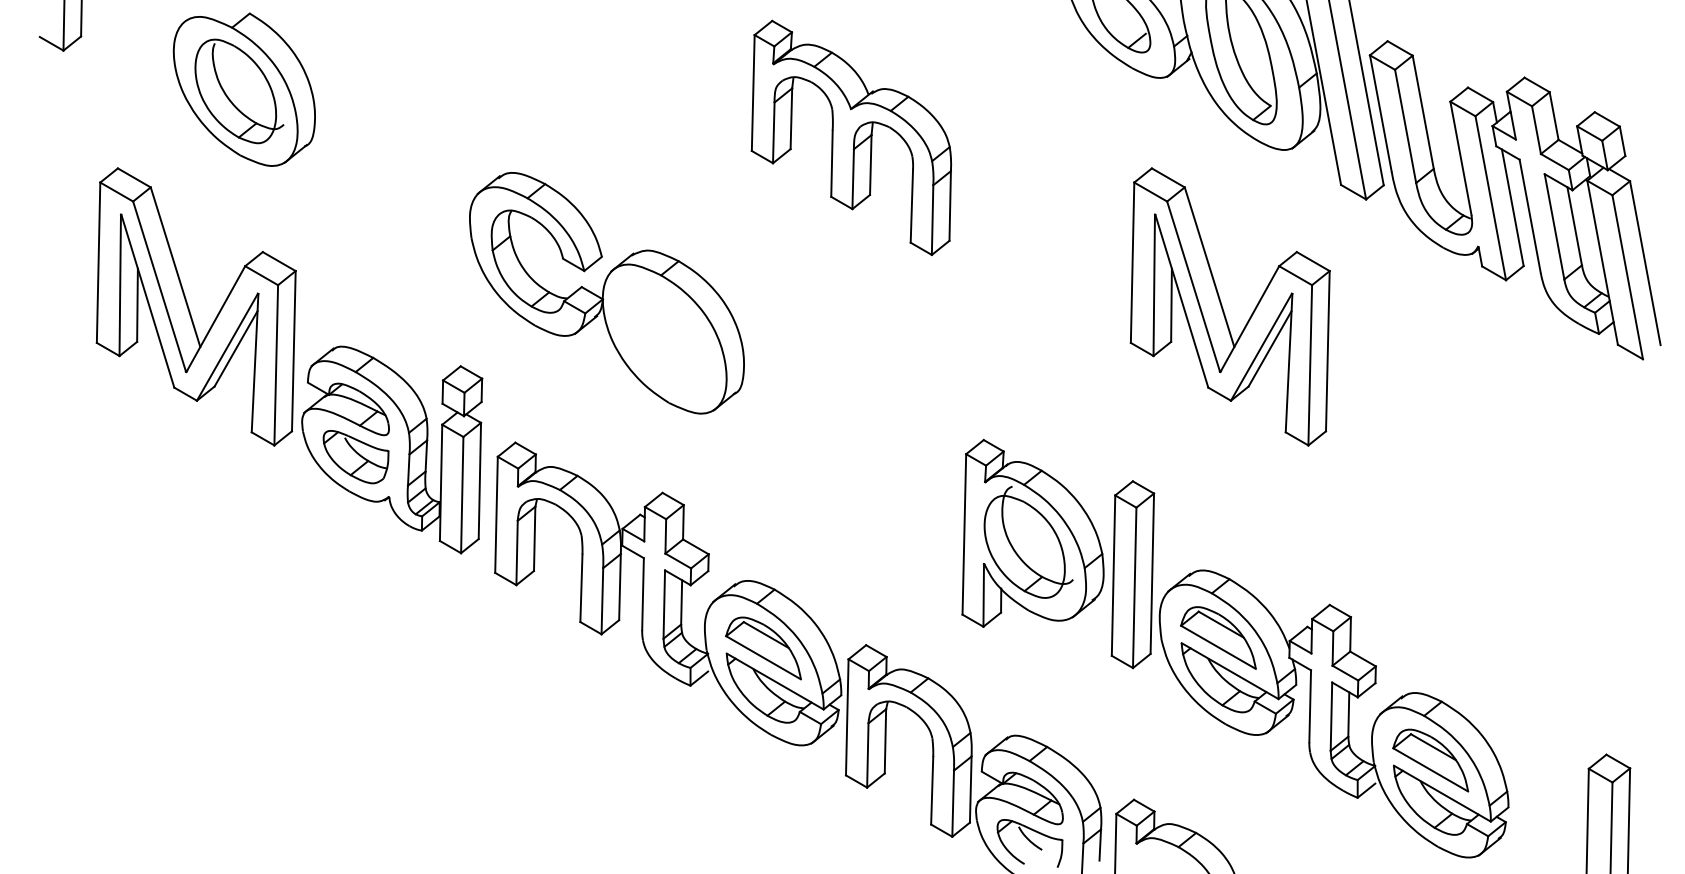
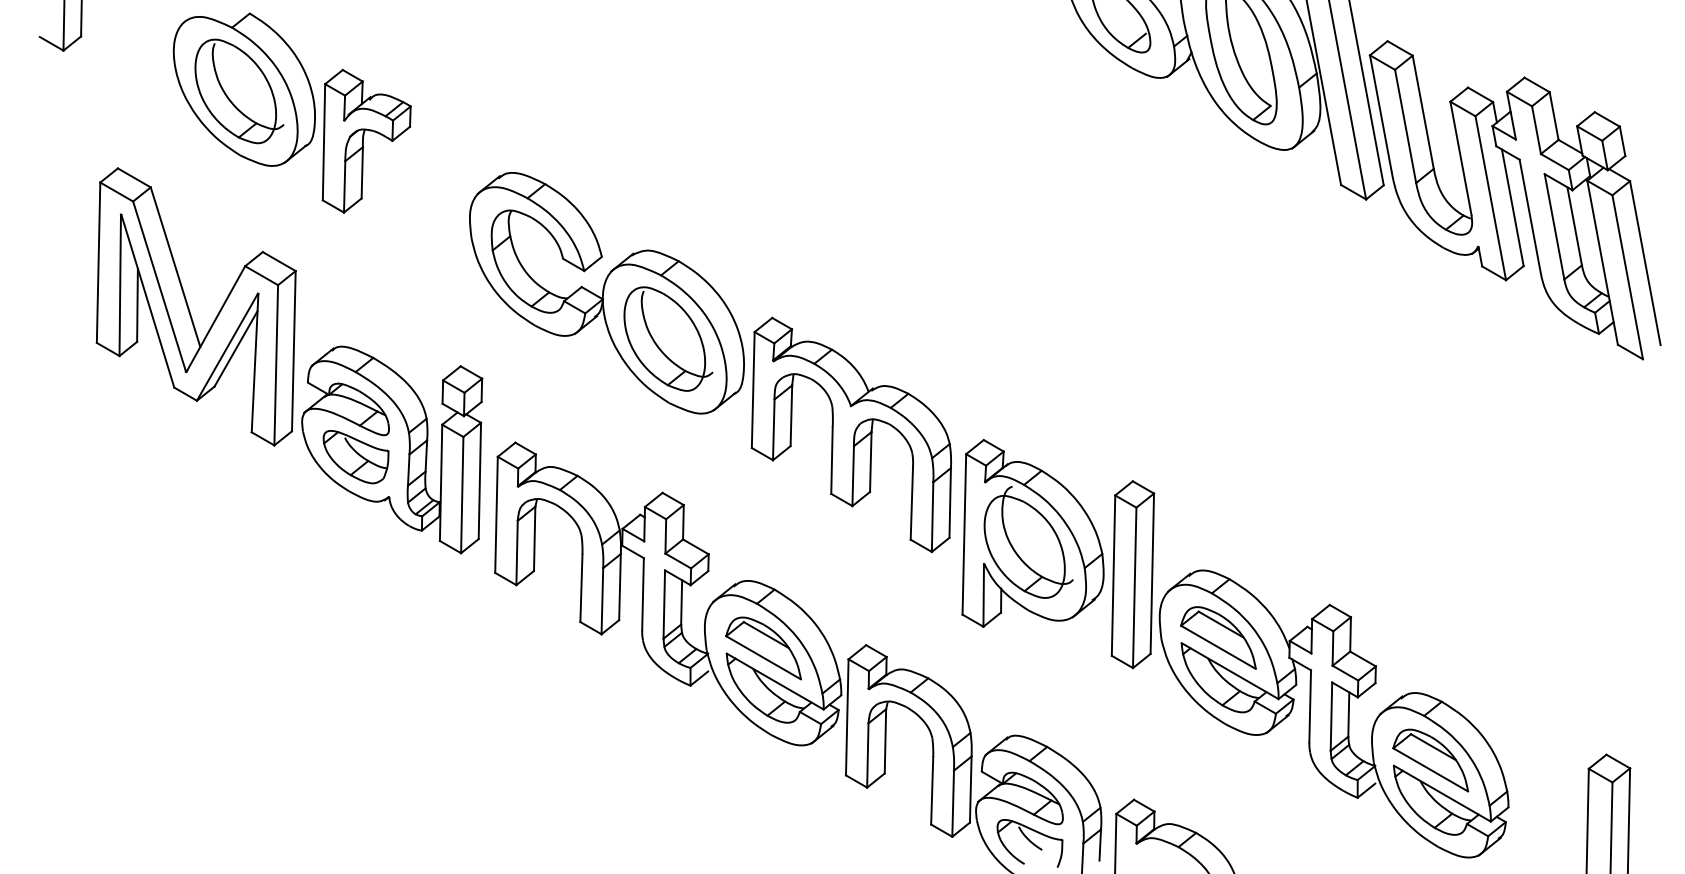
part position: (851, 137) -> (851, 434) (851, 434)
part: none -> present (366, 140)
part: present -> none (1223, 308)
part: none -> present (668, 338)
